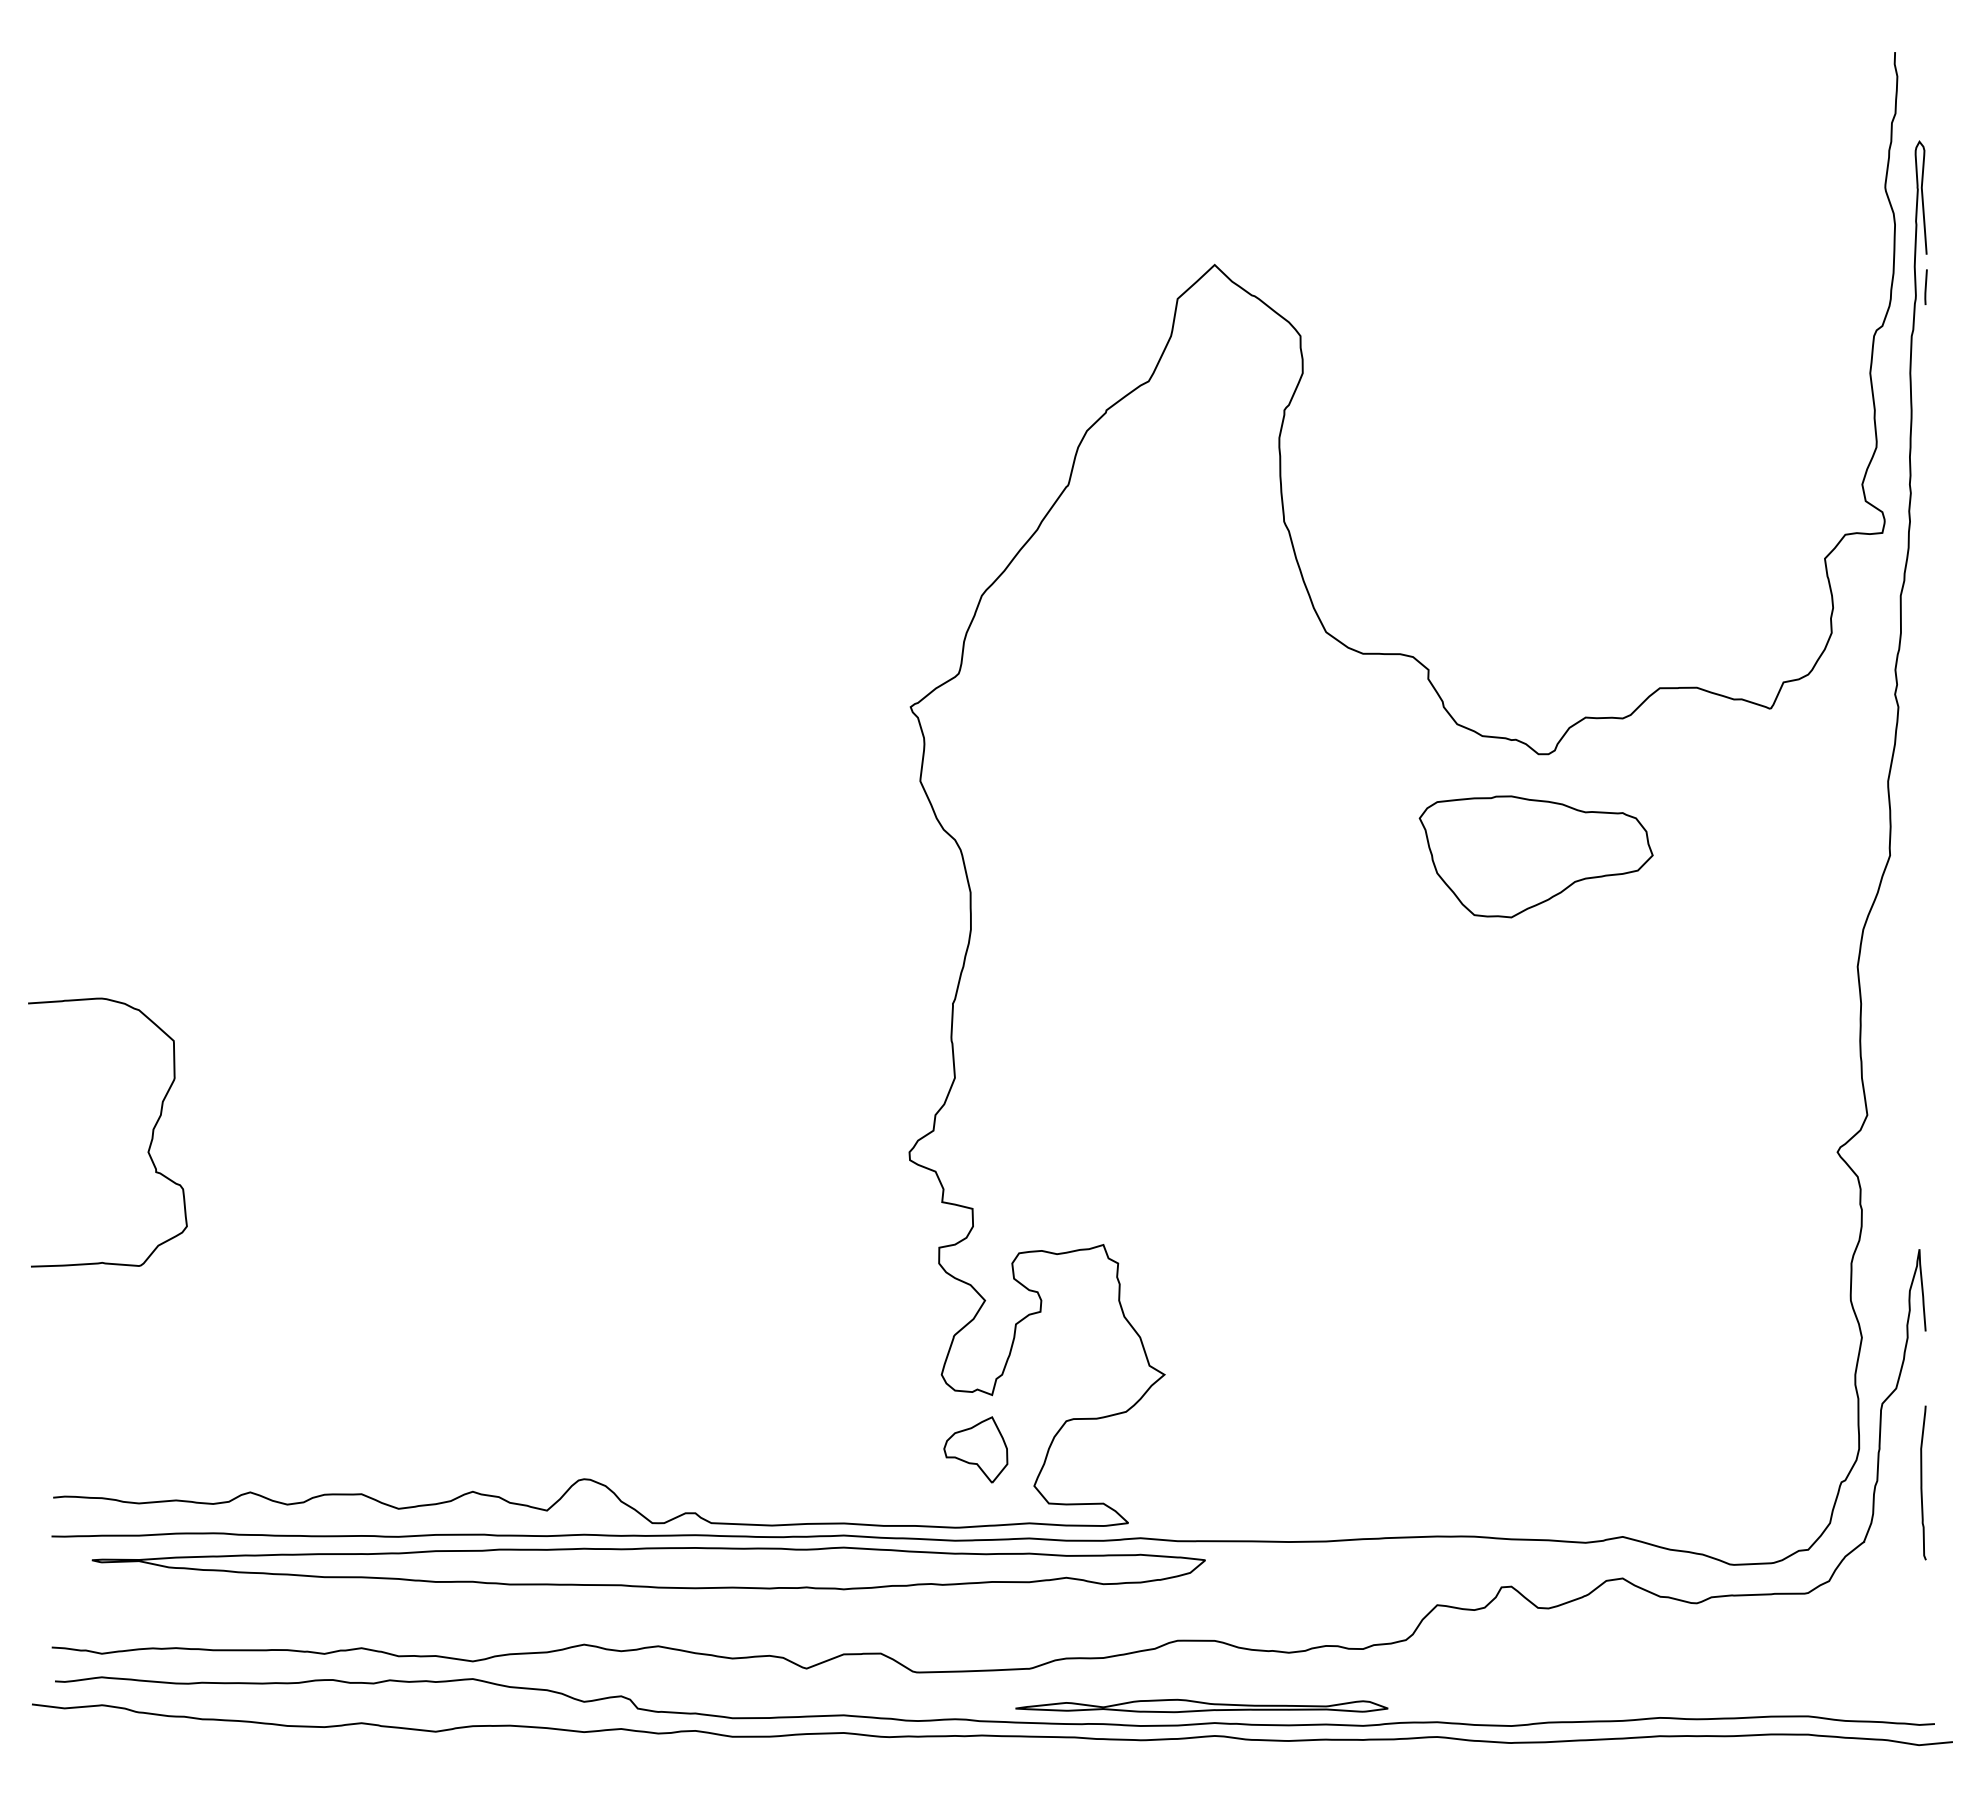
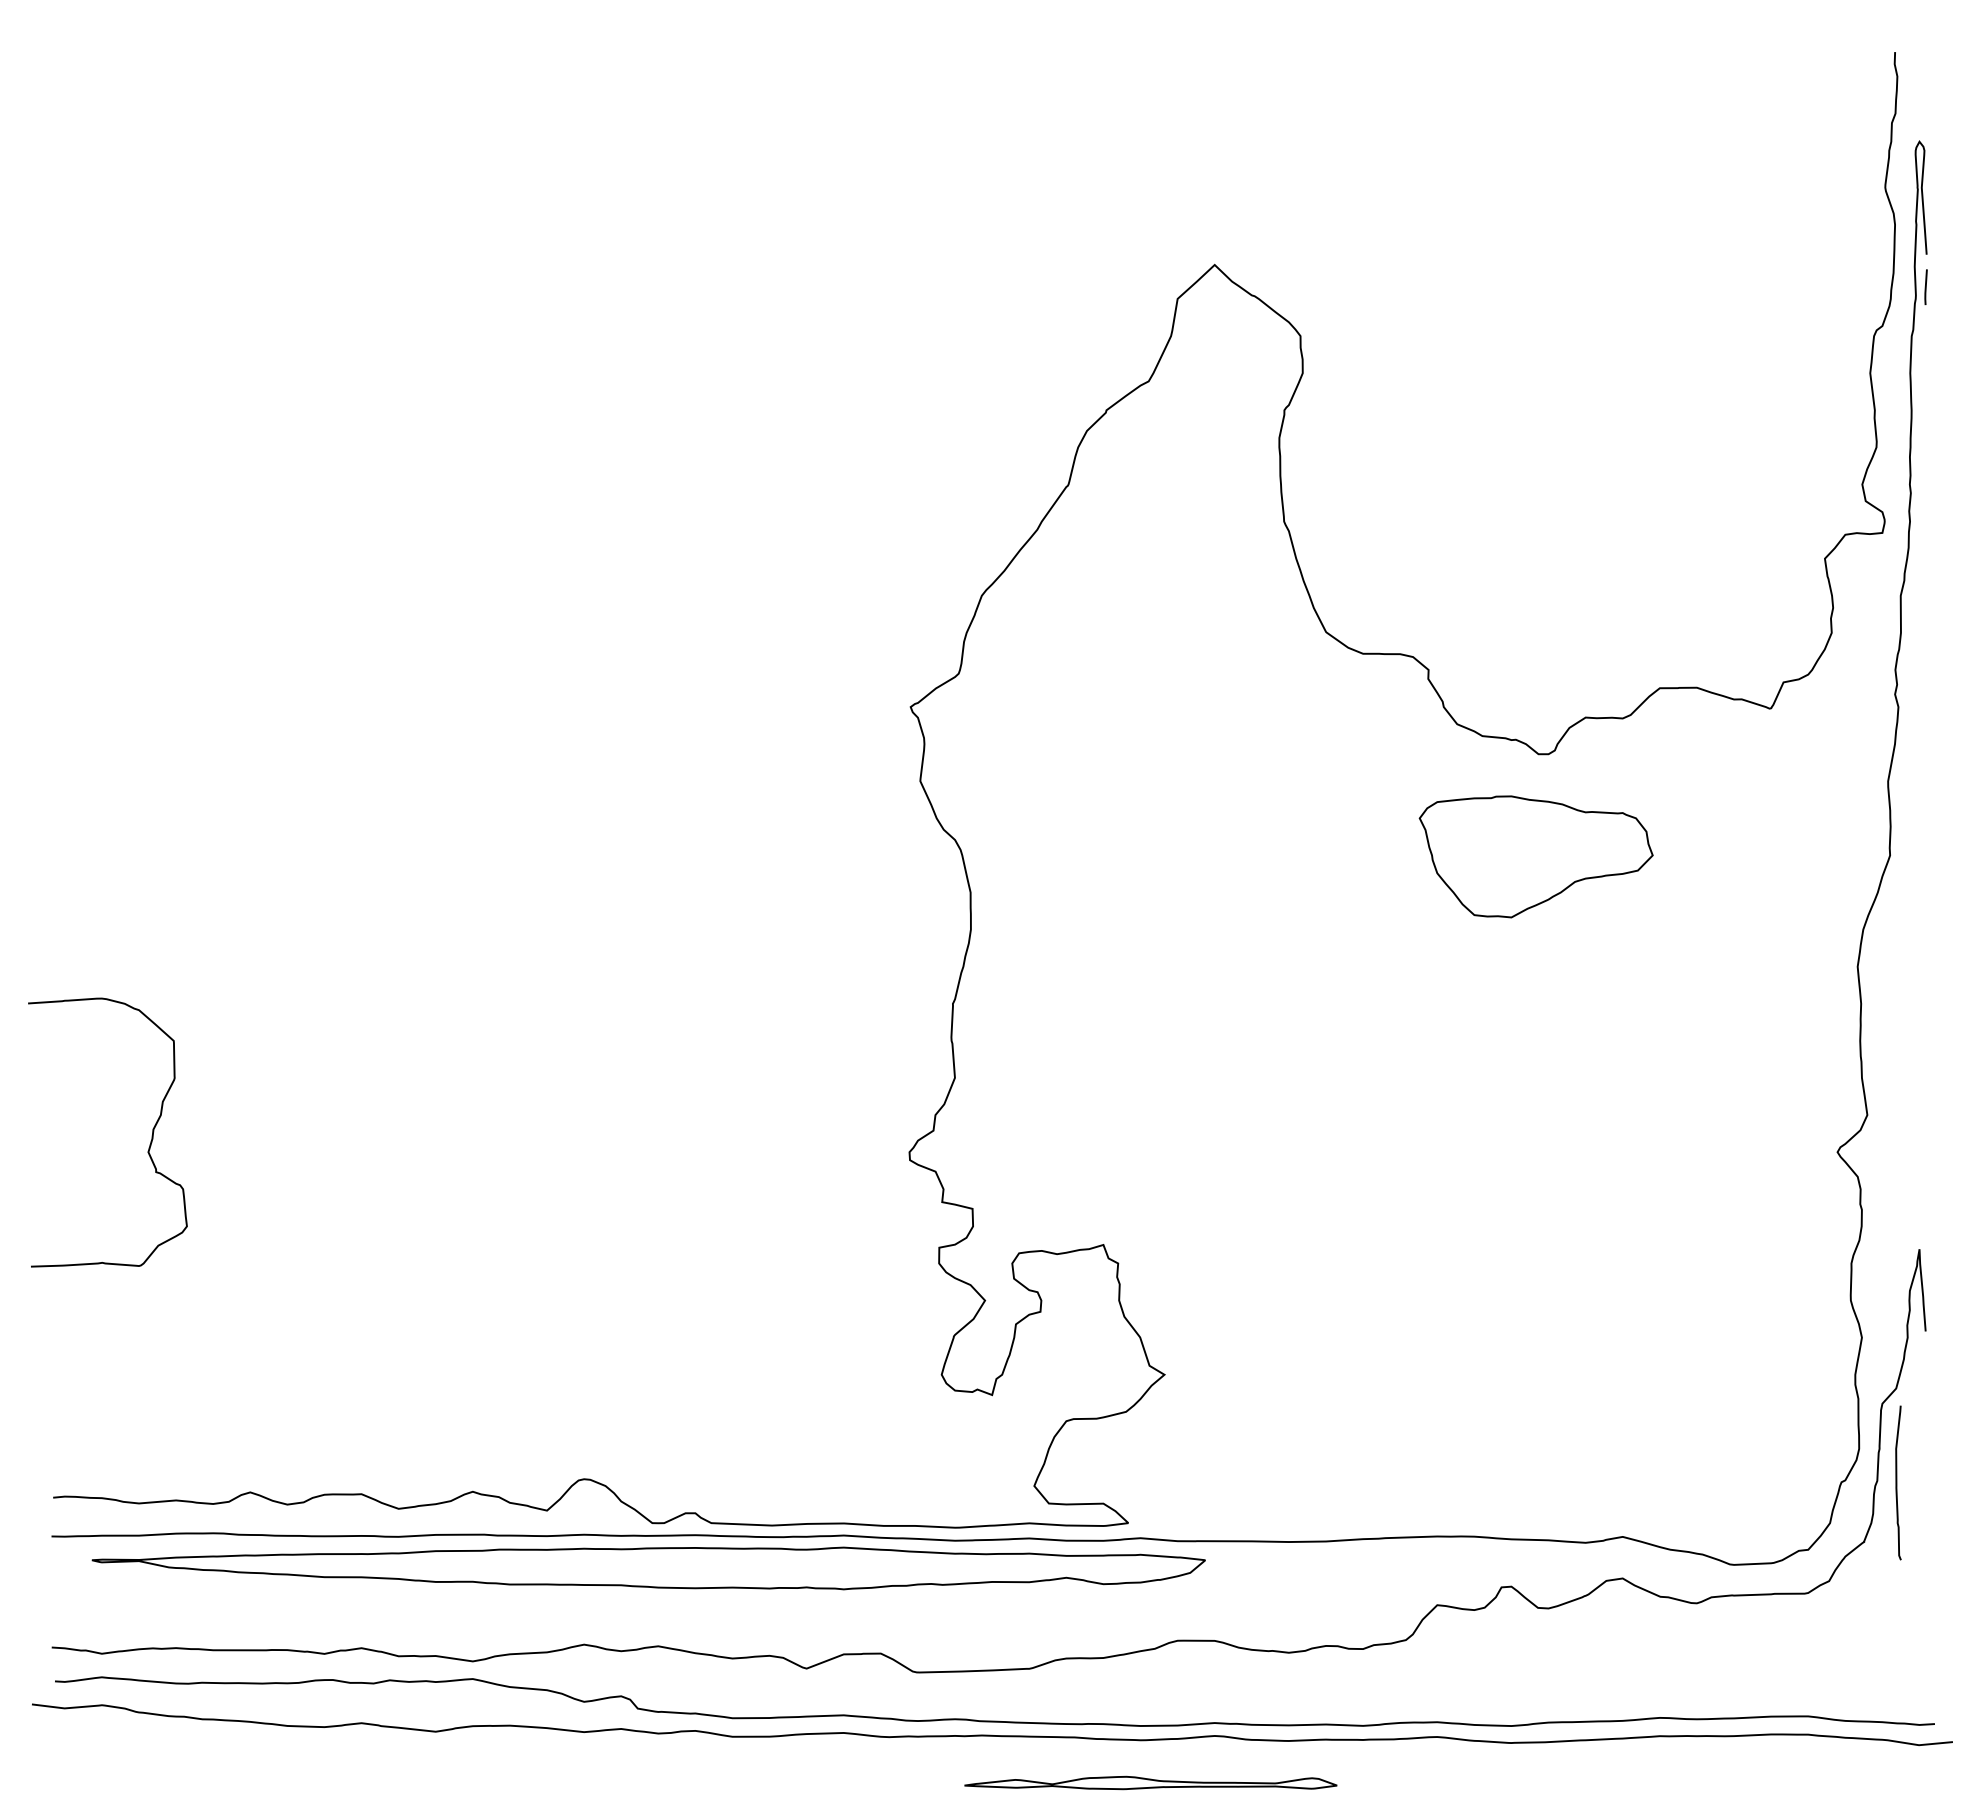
part: present -> none (975, 1449)
curve position: (1922, 1482) -> (1897, 1482) (1897, 1482)
part position: (1201, 1705) -> (1150, 1782) (1150, 1782)
